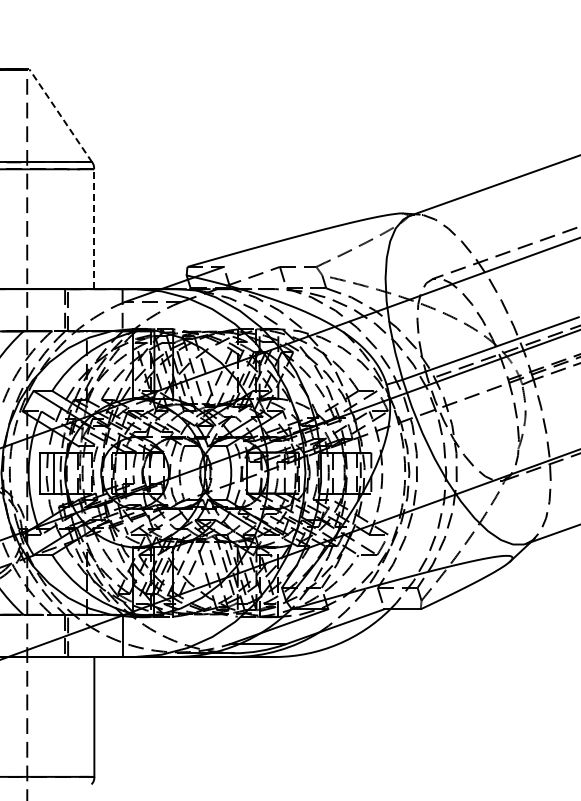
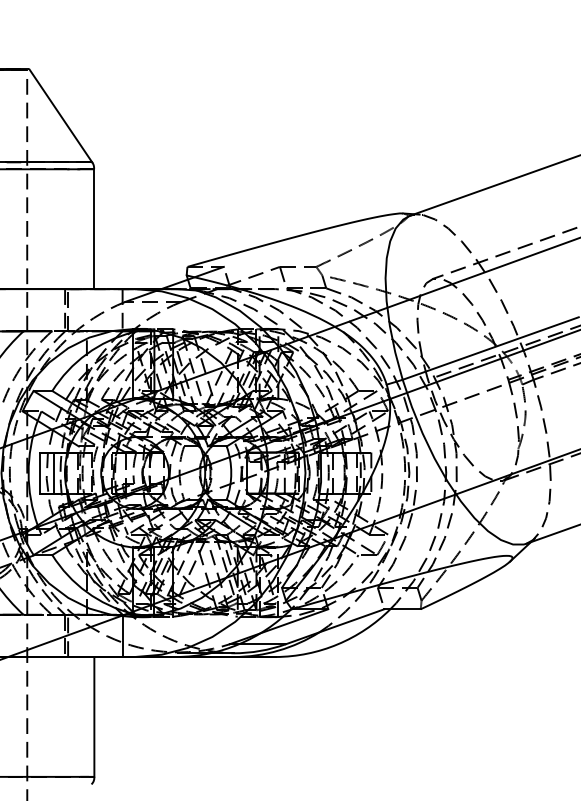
line: dashed -> solid (60, 115)
line: dashed -> solid (94, 229)
